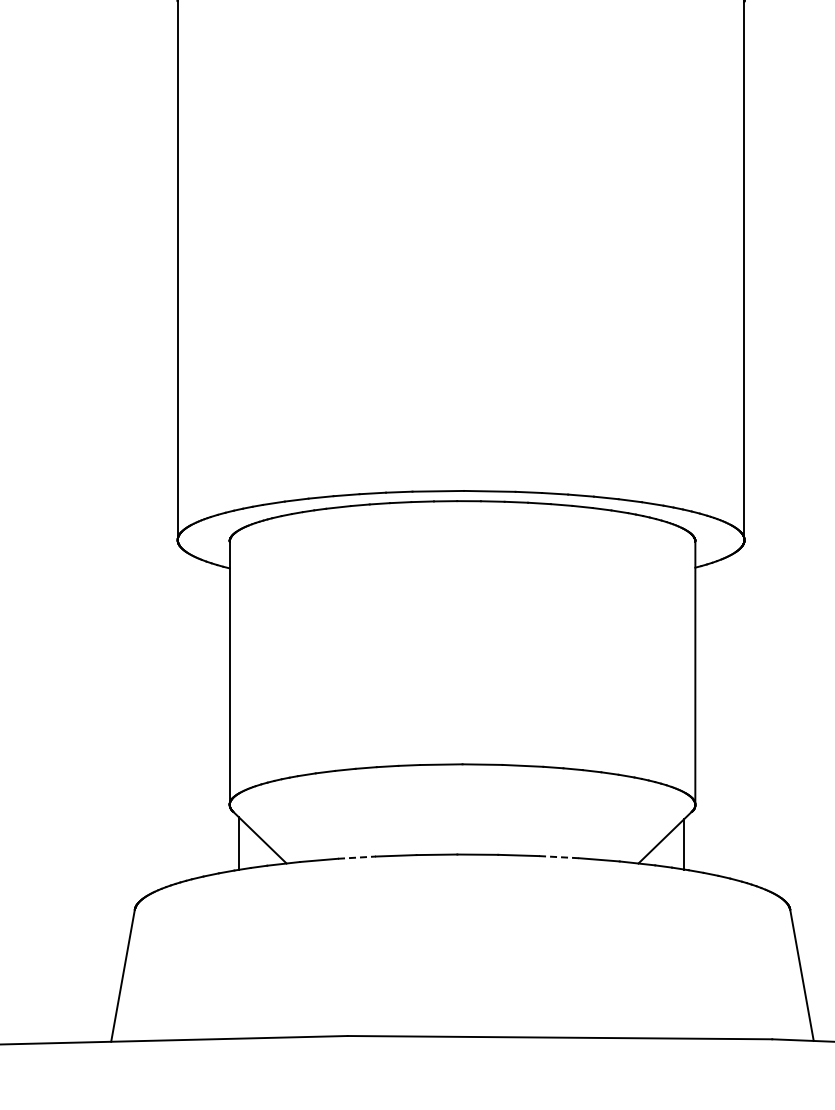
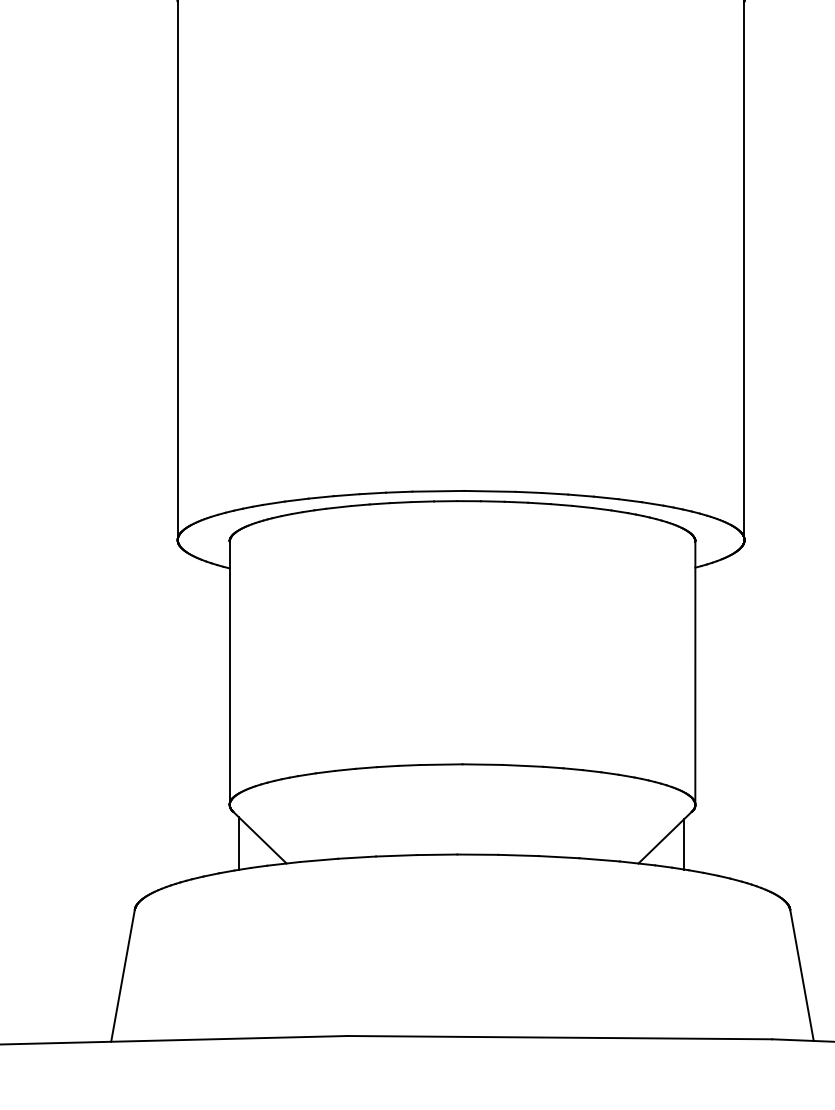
line: dashed -> solid (357, 857)
line: dashed -> solid (559, 857)
